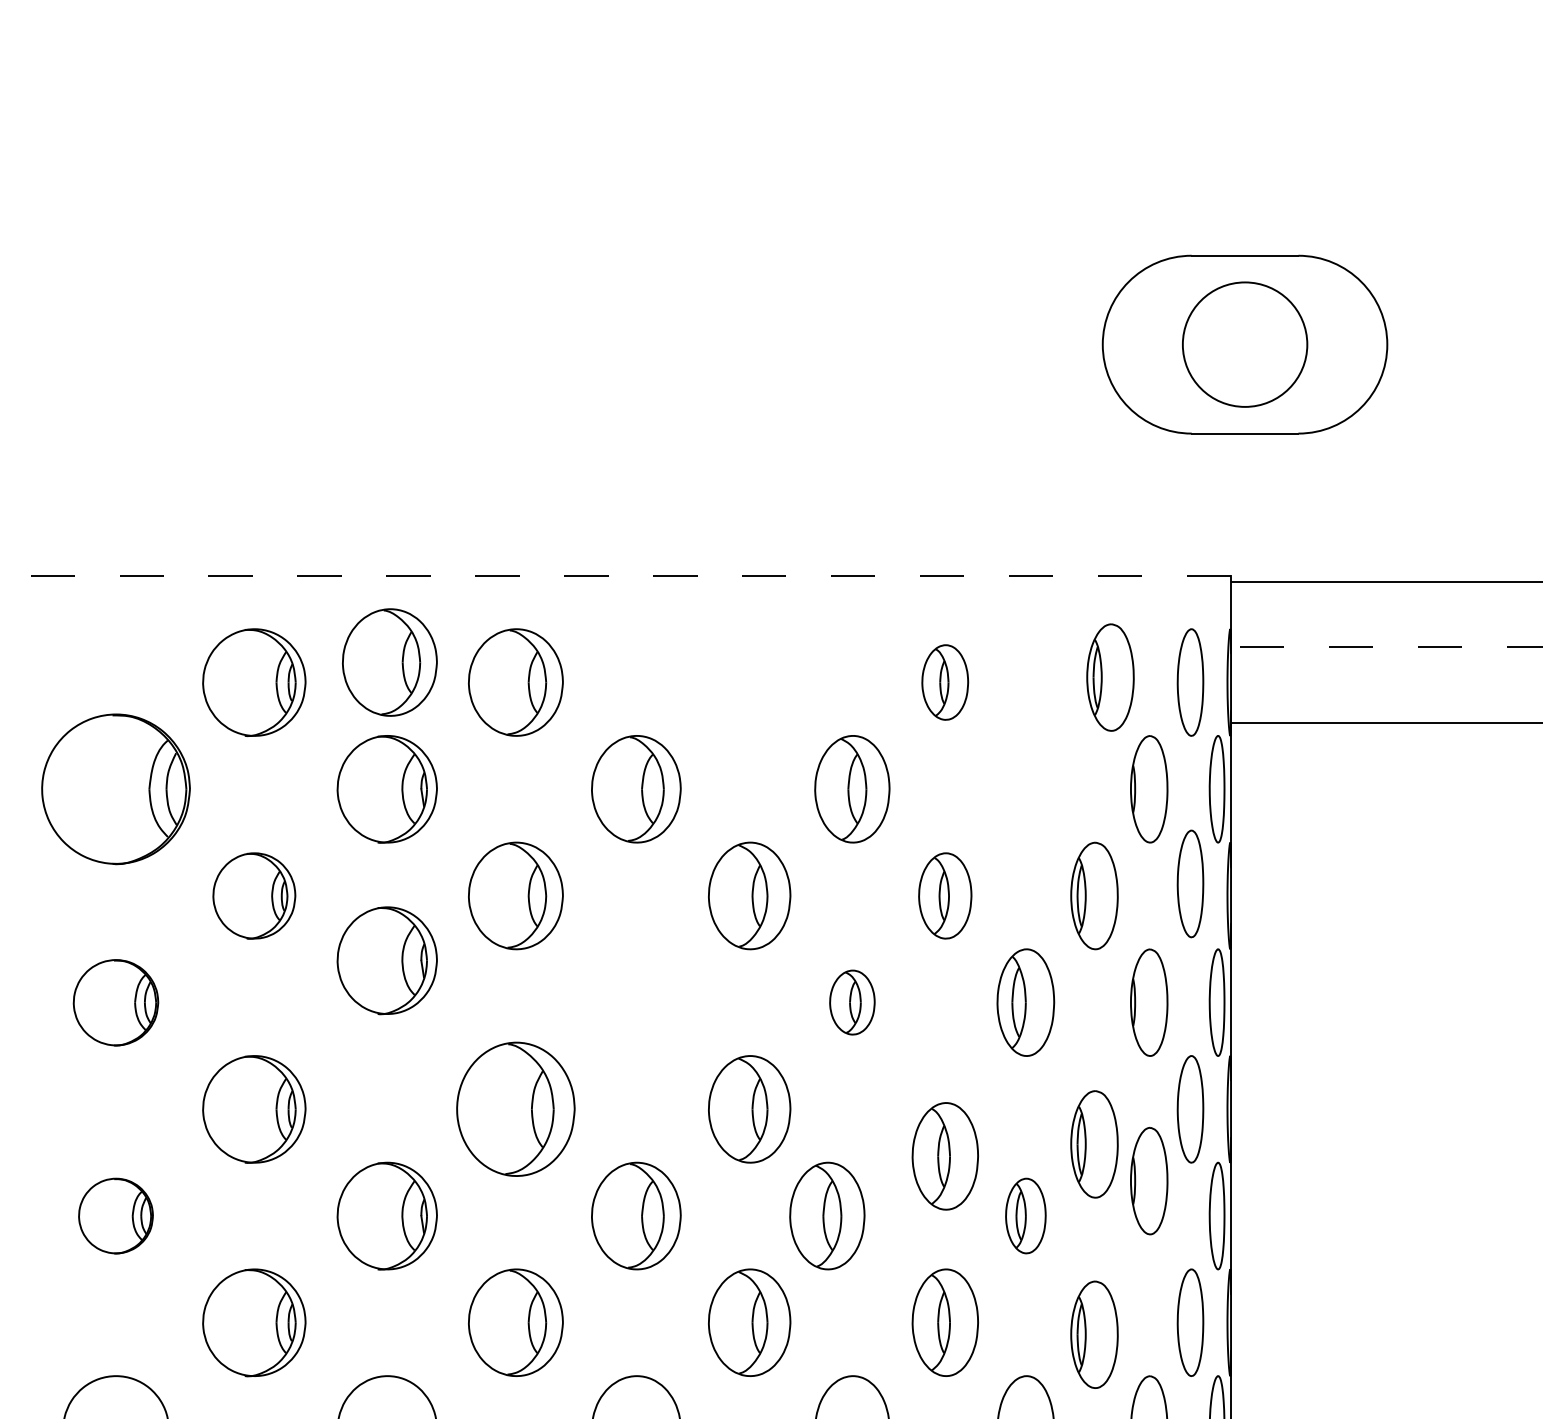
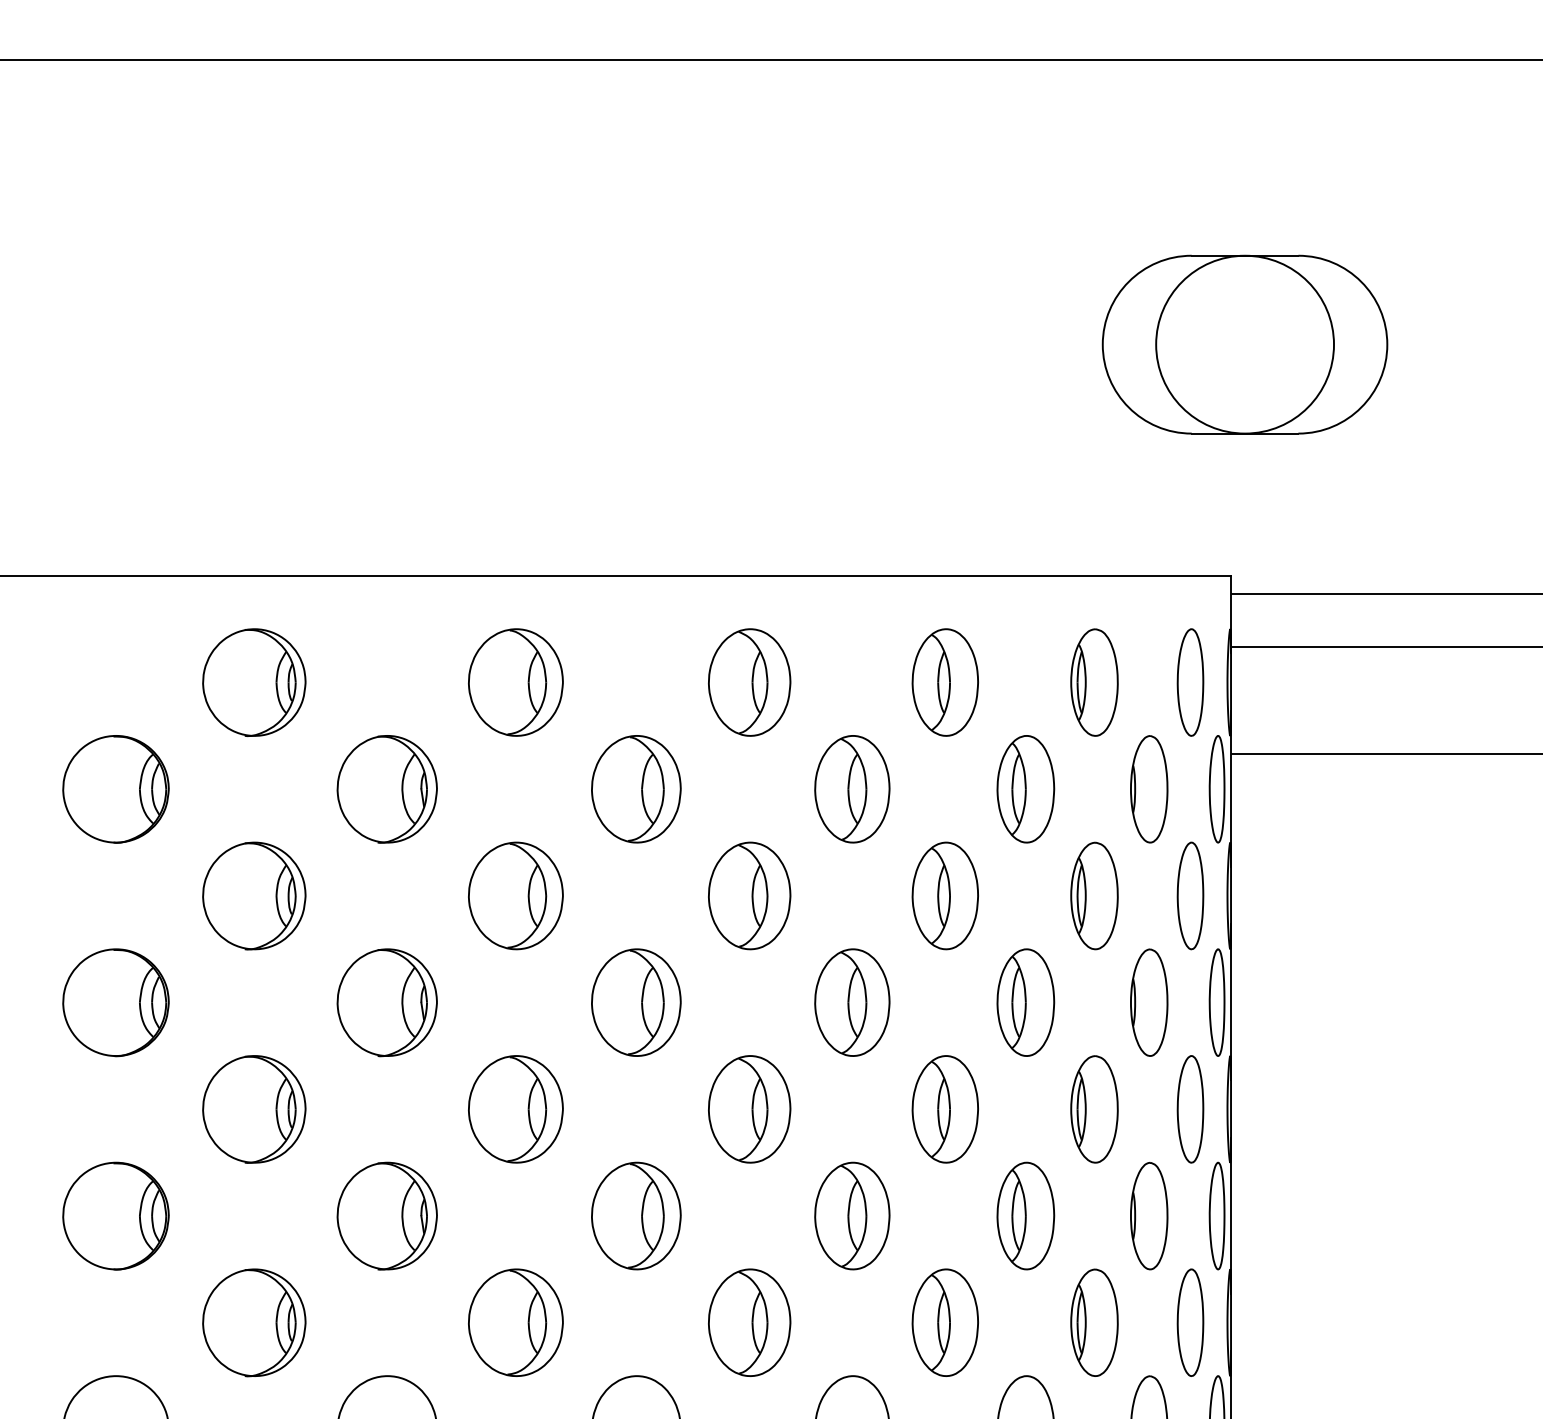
line: none -> present (770, 60)
circle diameter: 124 px -> 178 px (1245, 344)
line: dashed -> solid (615, 575)
line position: (1385, 581) -> (1385, 593) (1385, 593)
line: dashed -> solid (1386, 647)
part: present -> none (389, 662)
part position: (1110, 677) -> (1094, 682) (1094, 682)
part: none -> present (749, 682)
part size: 49x77 px -> 68x109 px (944, 682)
line position: (1385, 722) -> (1385, 753) (1385, 753)
part size: 150x153 px -> 108x109 px (115, 789)
part: none -> present (1025, 789)
part position: (1190, 883) -> (1190, 895) (1190, 895)
part size: 85x88 px -> 105x110 px (254, 895)
part size: 55x88 px -> 68x110 px (944, 895)
part position: (386, 960) -> (386, 1002) (386, 1002)
part size: 88x88 px -> 108x110 px (115, 1002)
part: none -> present (636, 1002)
part size: 47x67 px -> 77x109 px (852, 1002)
part size: 120x136 px -> 96x109 px (515, 1109)
part position: (1094, 1144) -> (1094, 1109) (1094, 1109)
part position: (944, 1156) -> (944, 1109) (944, 1109)
part position: (1149, 1181) -> (1149, 1216) (1149, 1216)
part size: 76x78 px -> 108x110 px (115, 1215)
part position: (827, 1215) -> (852, 1215) (852, 1215)
part size: 42x78 px -> 60x110 px (1025, 1215)
part position: (1094, 1334) -> (1094, 1322) (1094, 1322)
